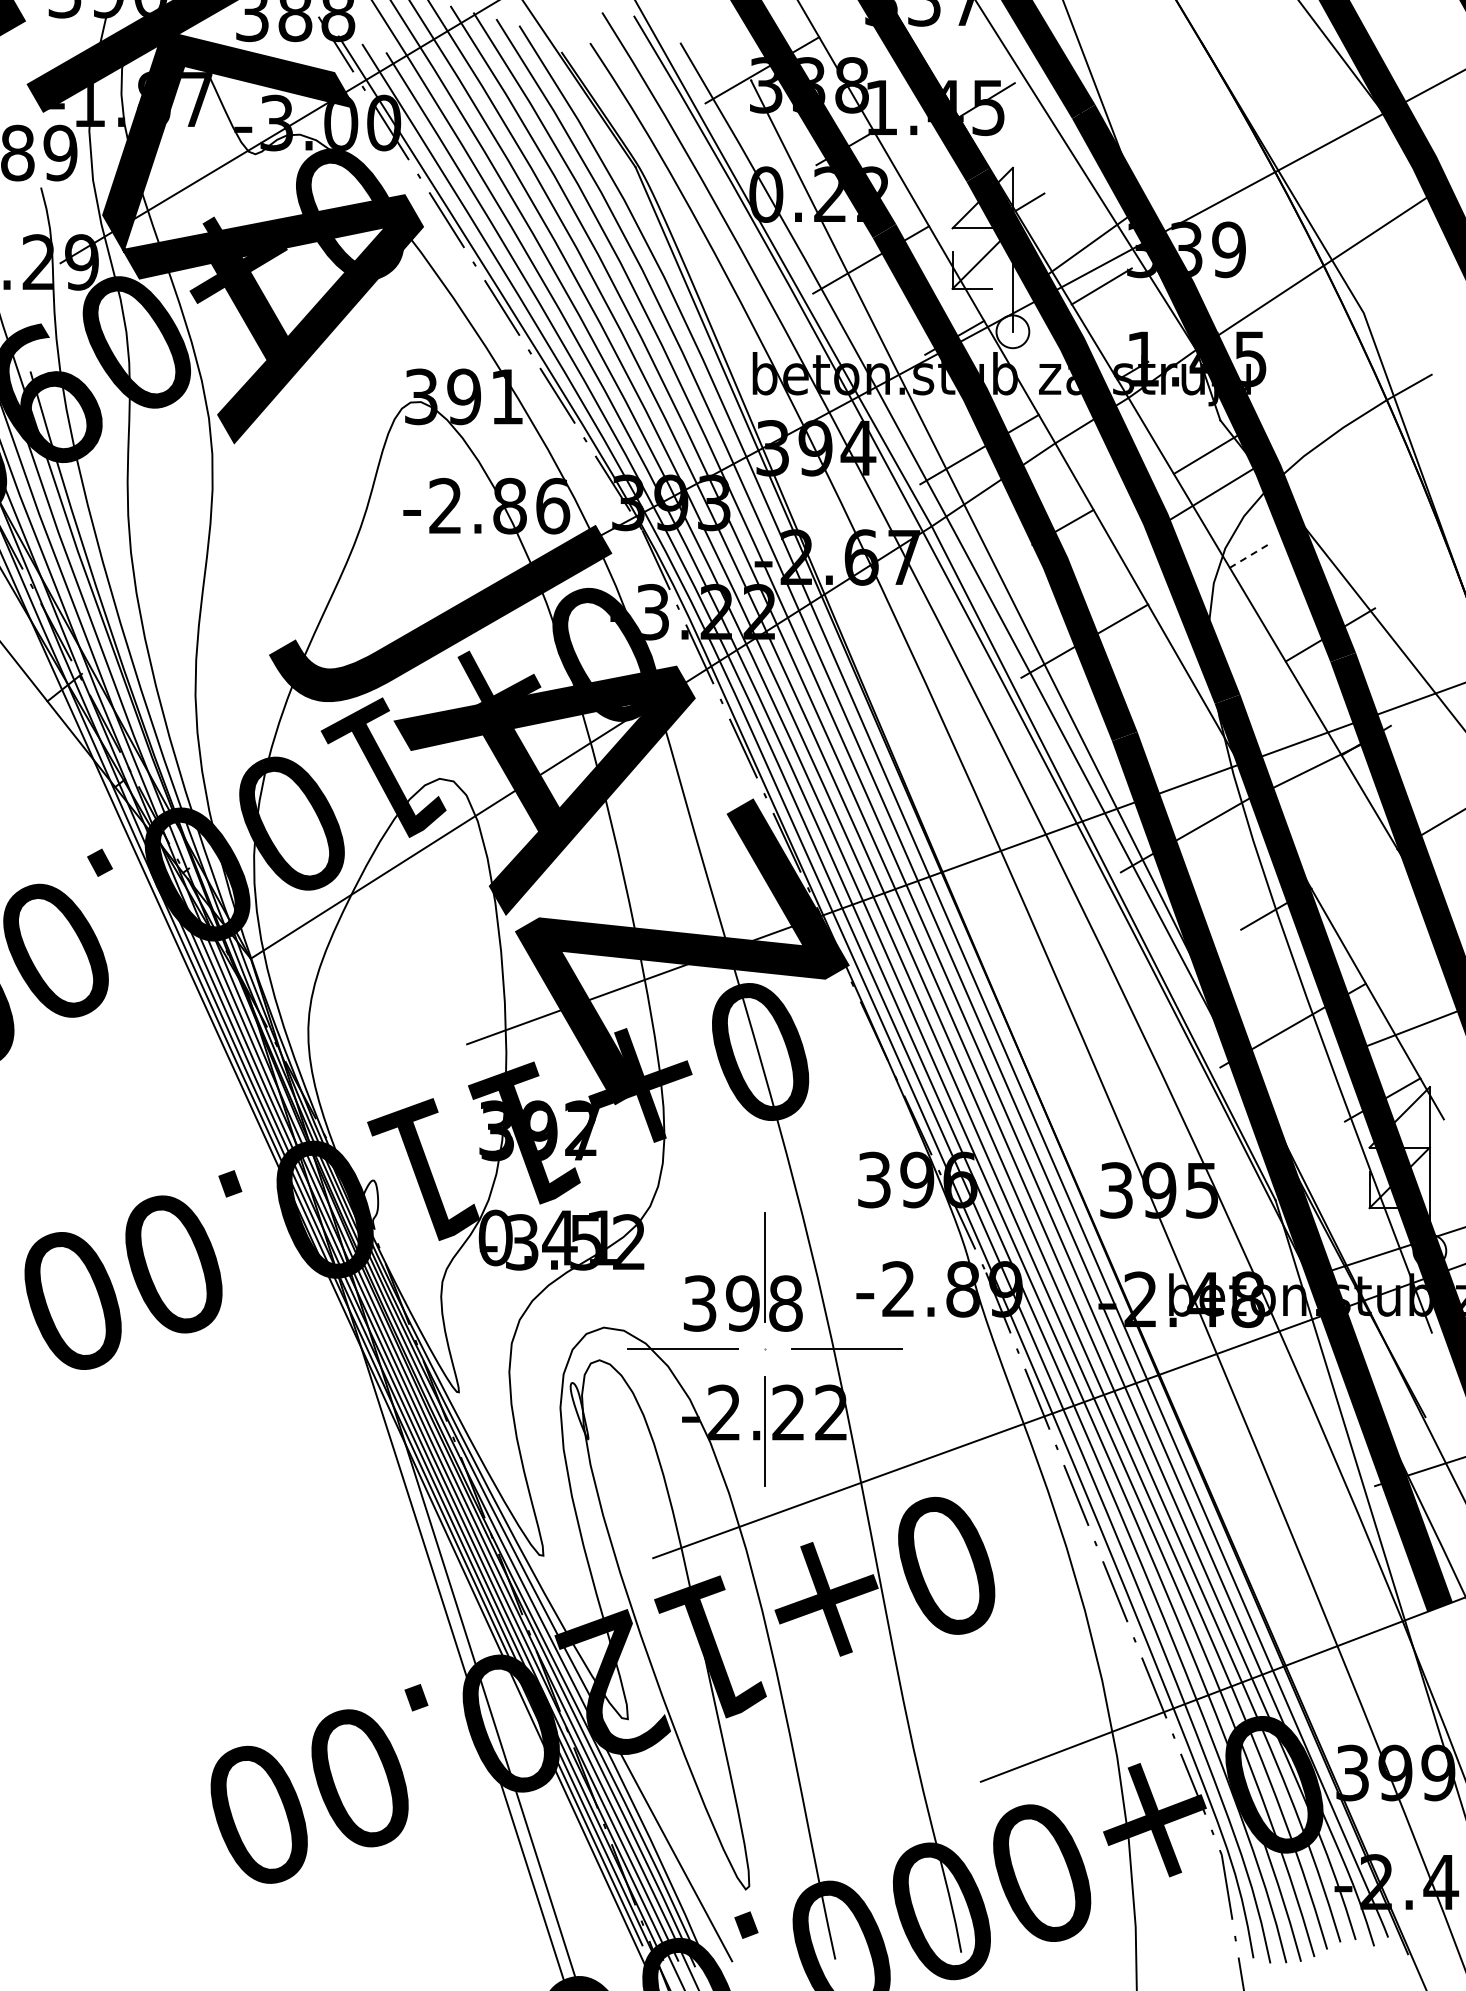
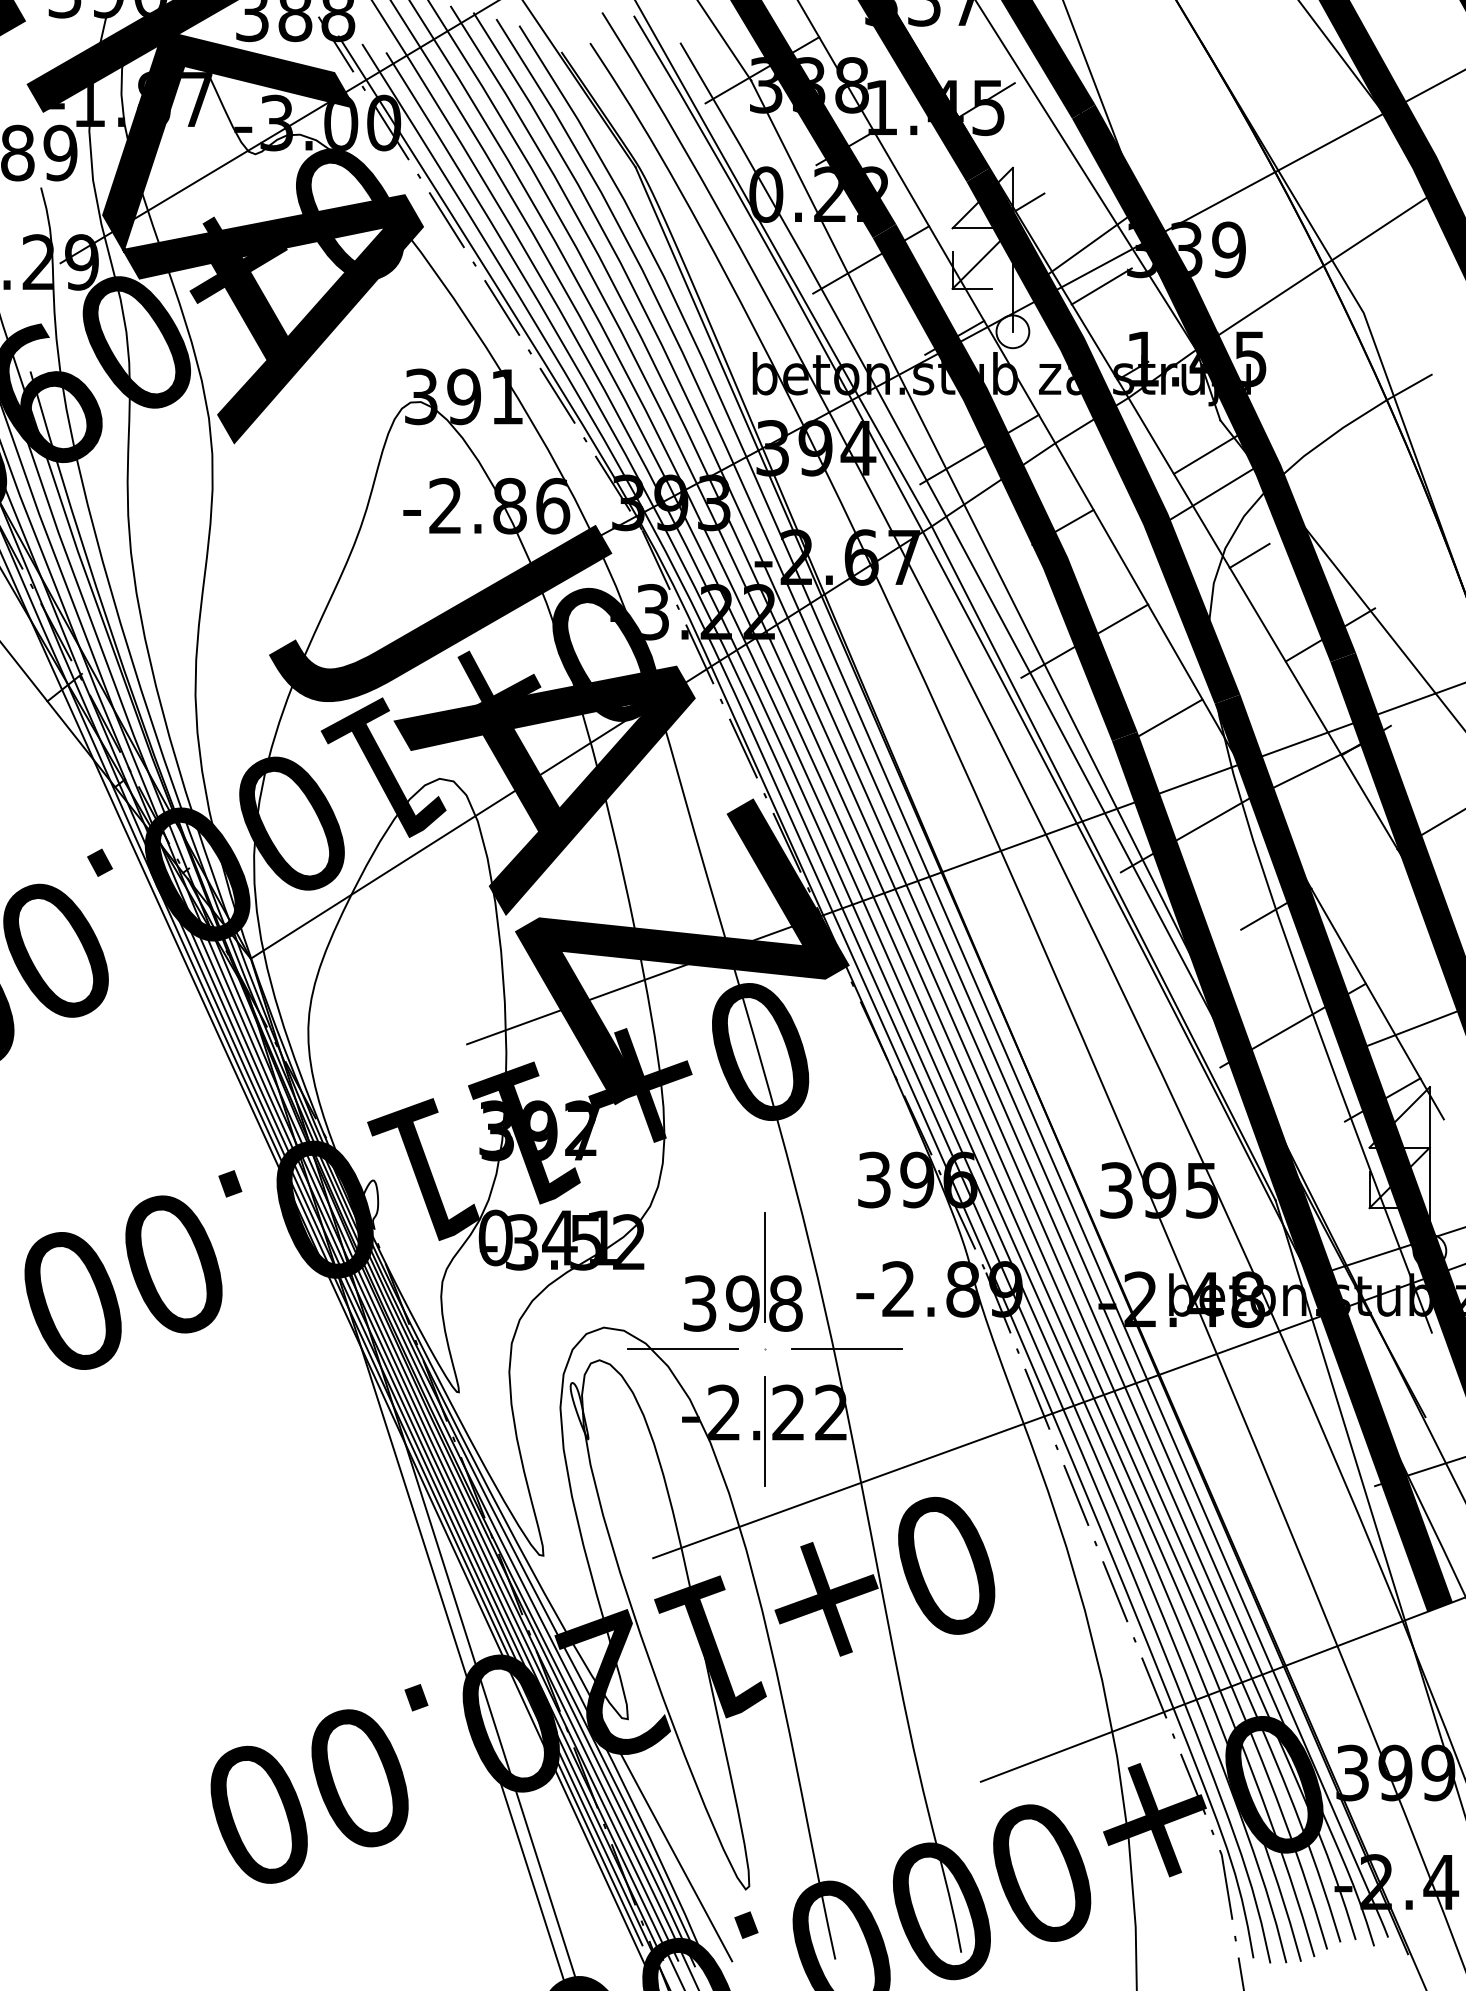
line: none -> present (724, 41)
line: dashed -> solid (1250, 555)
line: none -> present (1169, 718)
